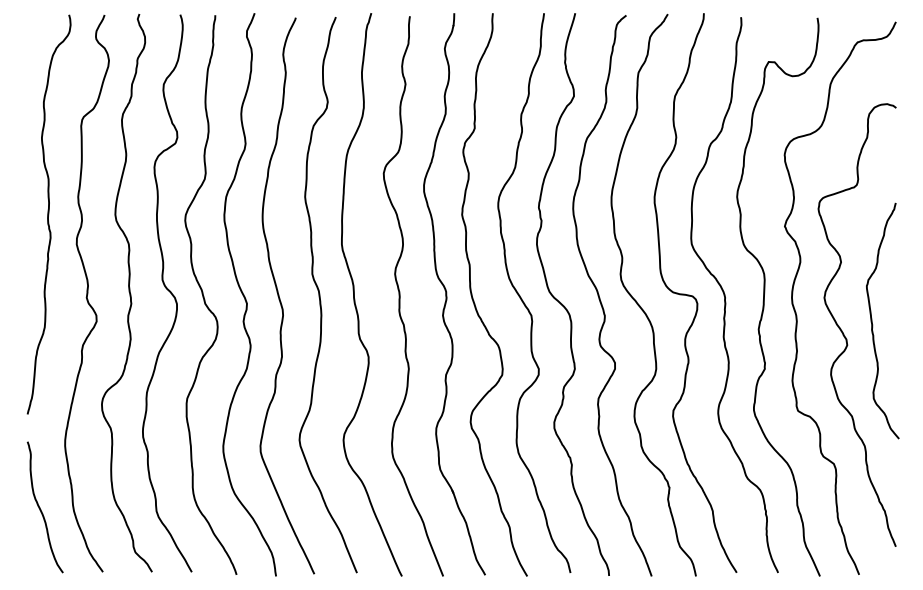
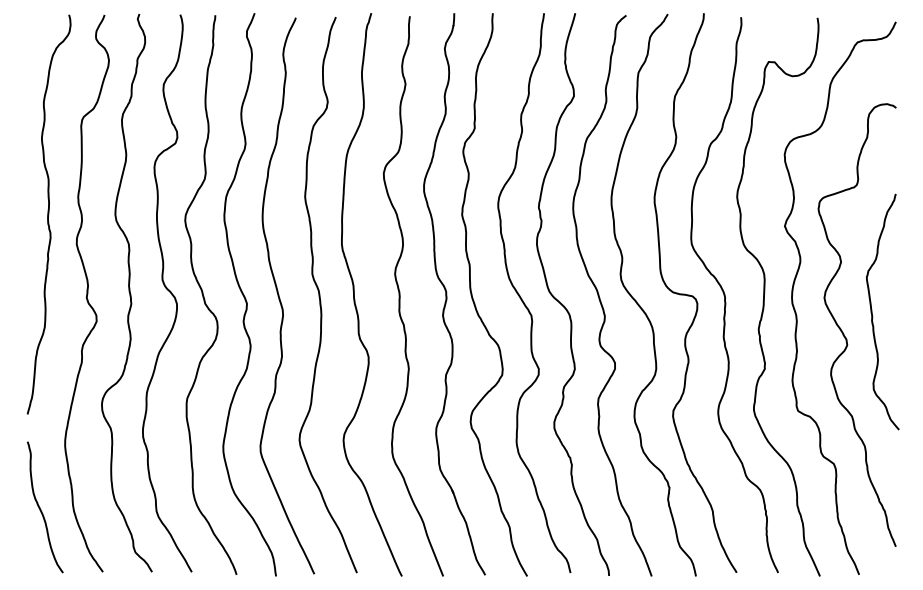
curve position: (873, 324) -> (873, 315) (873, 315)
